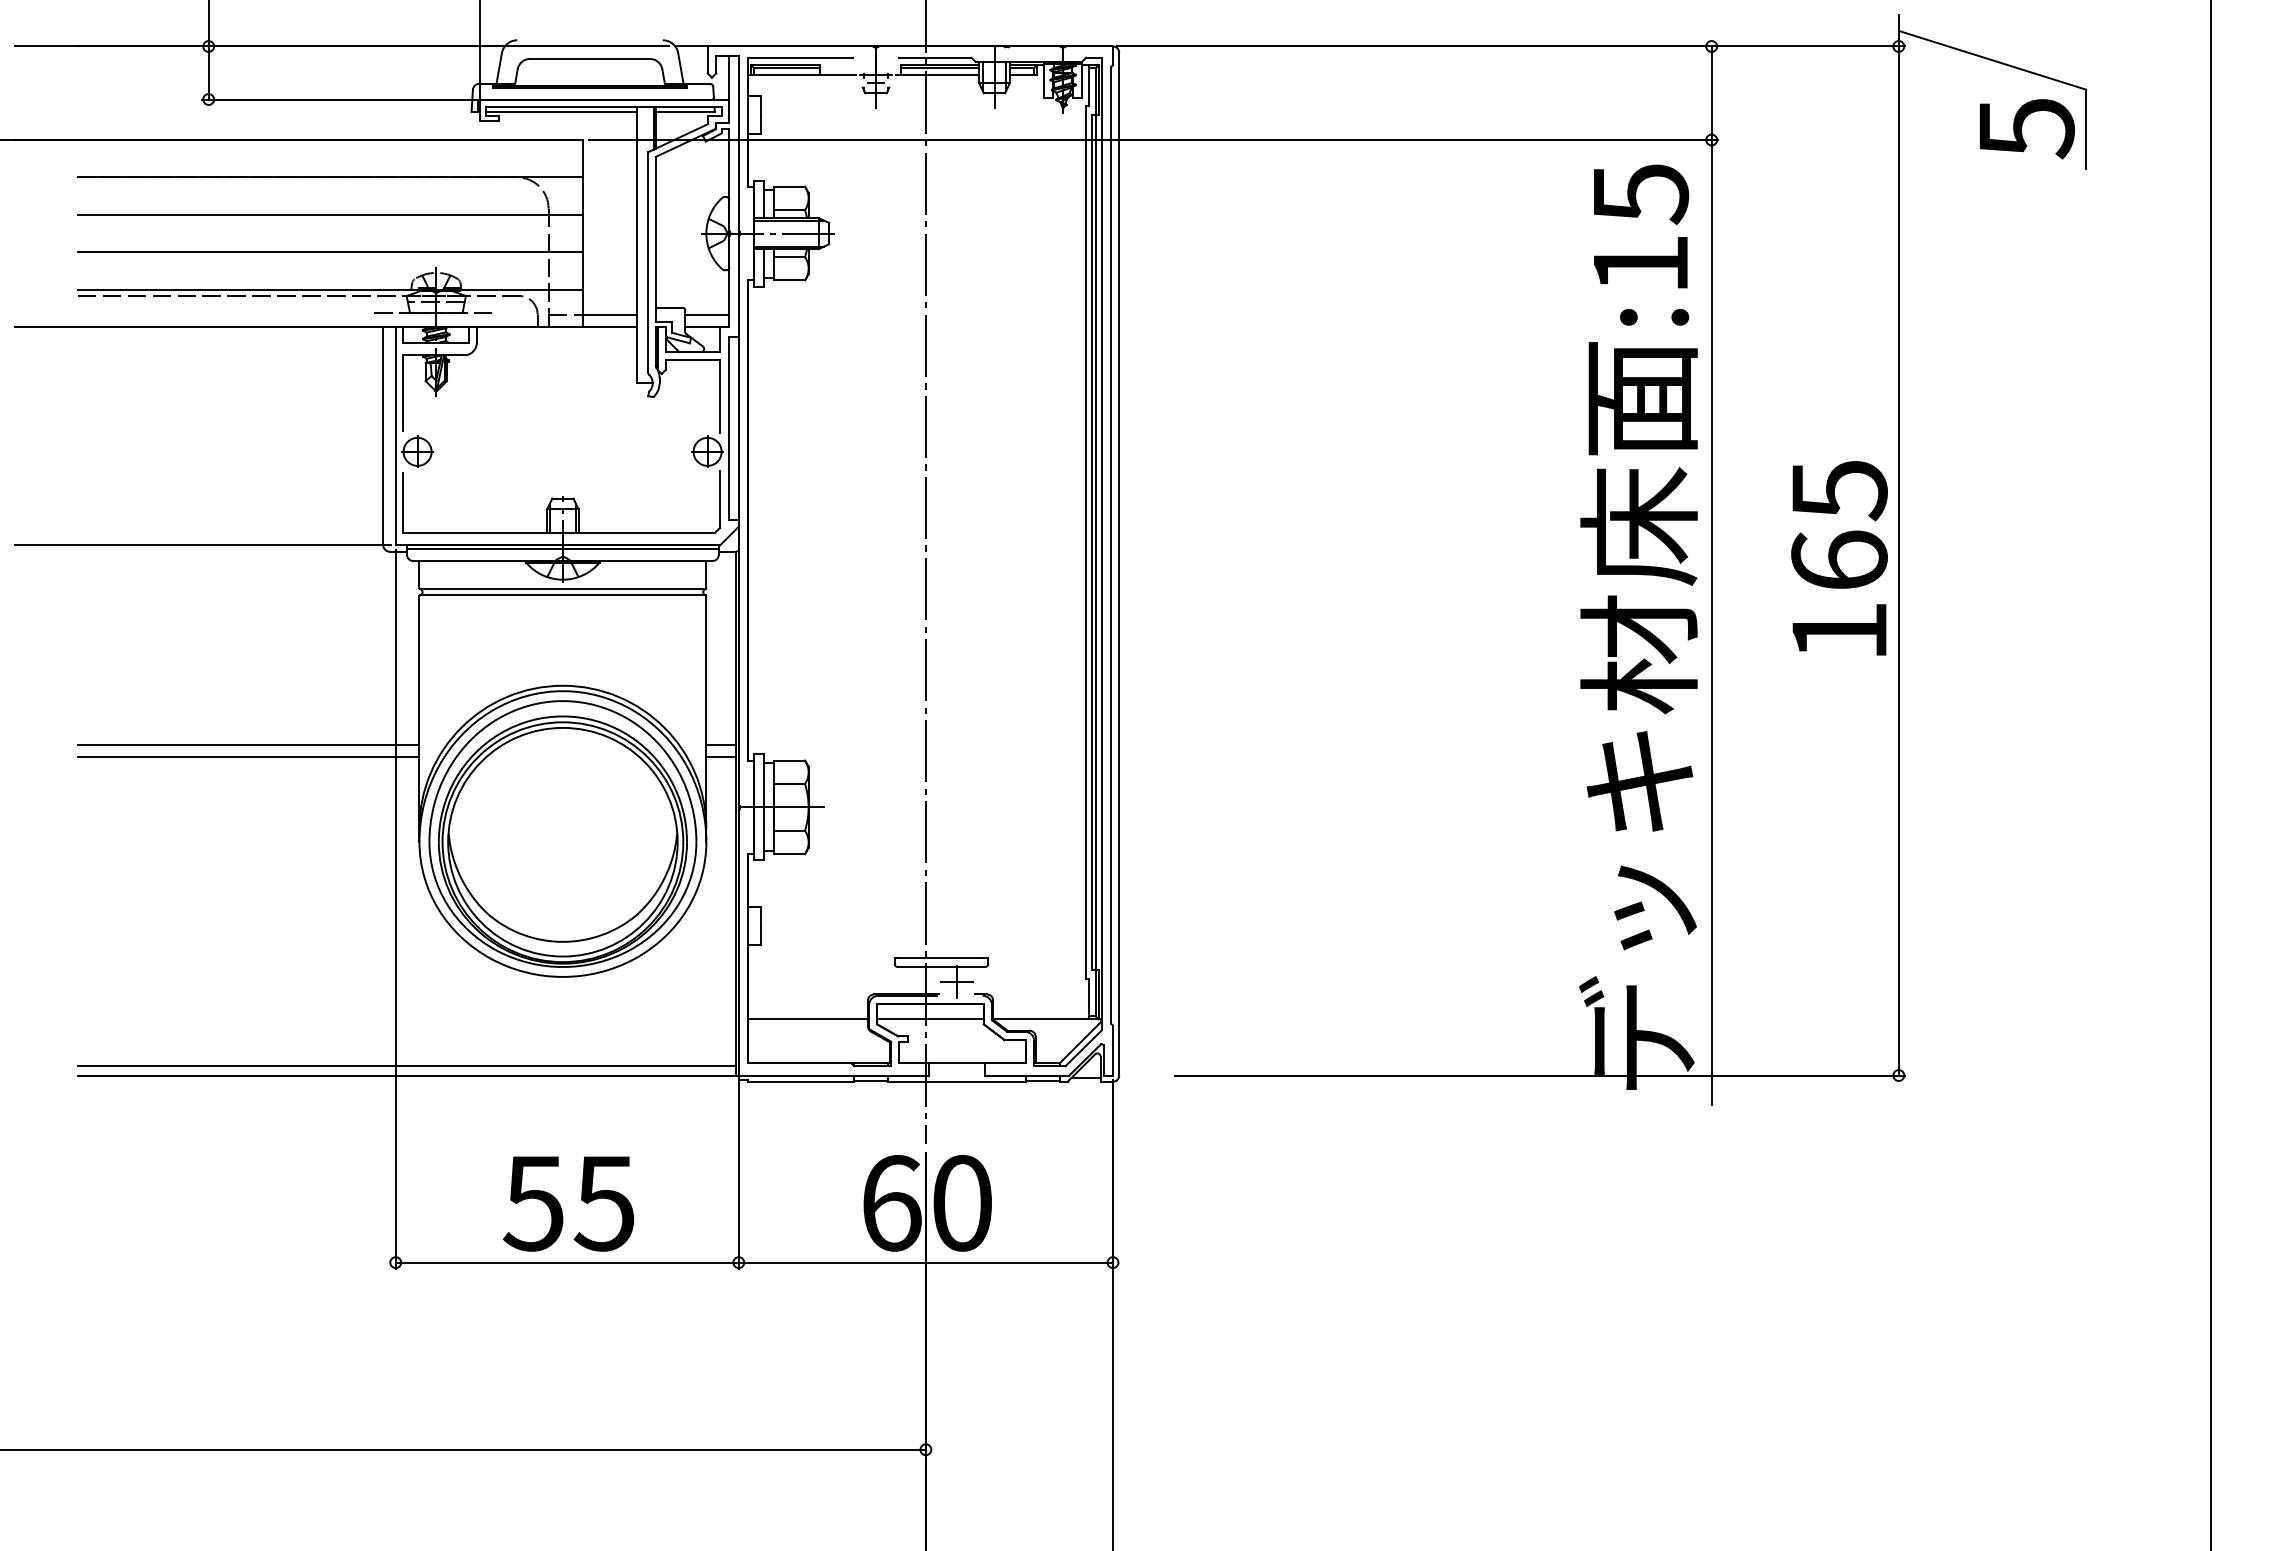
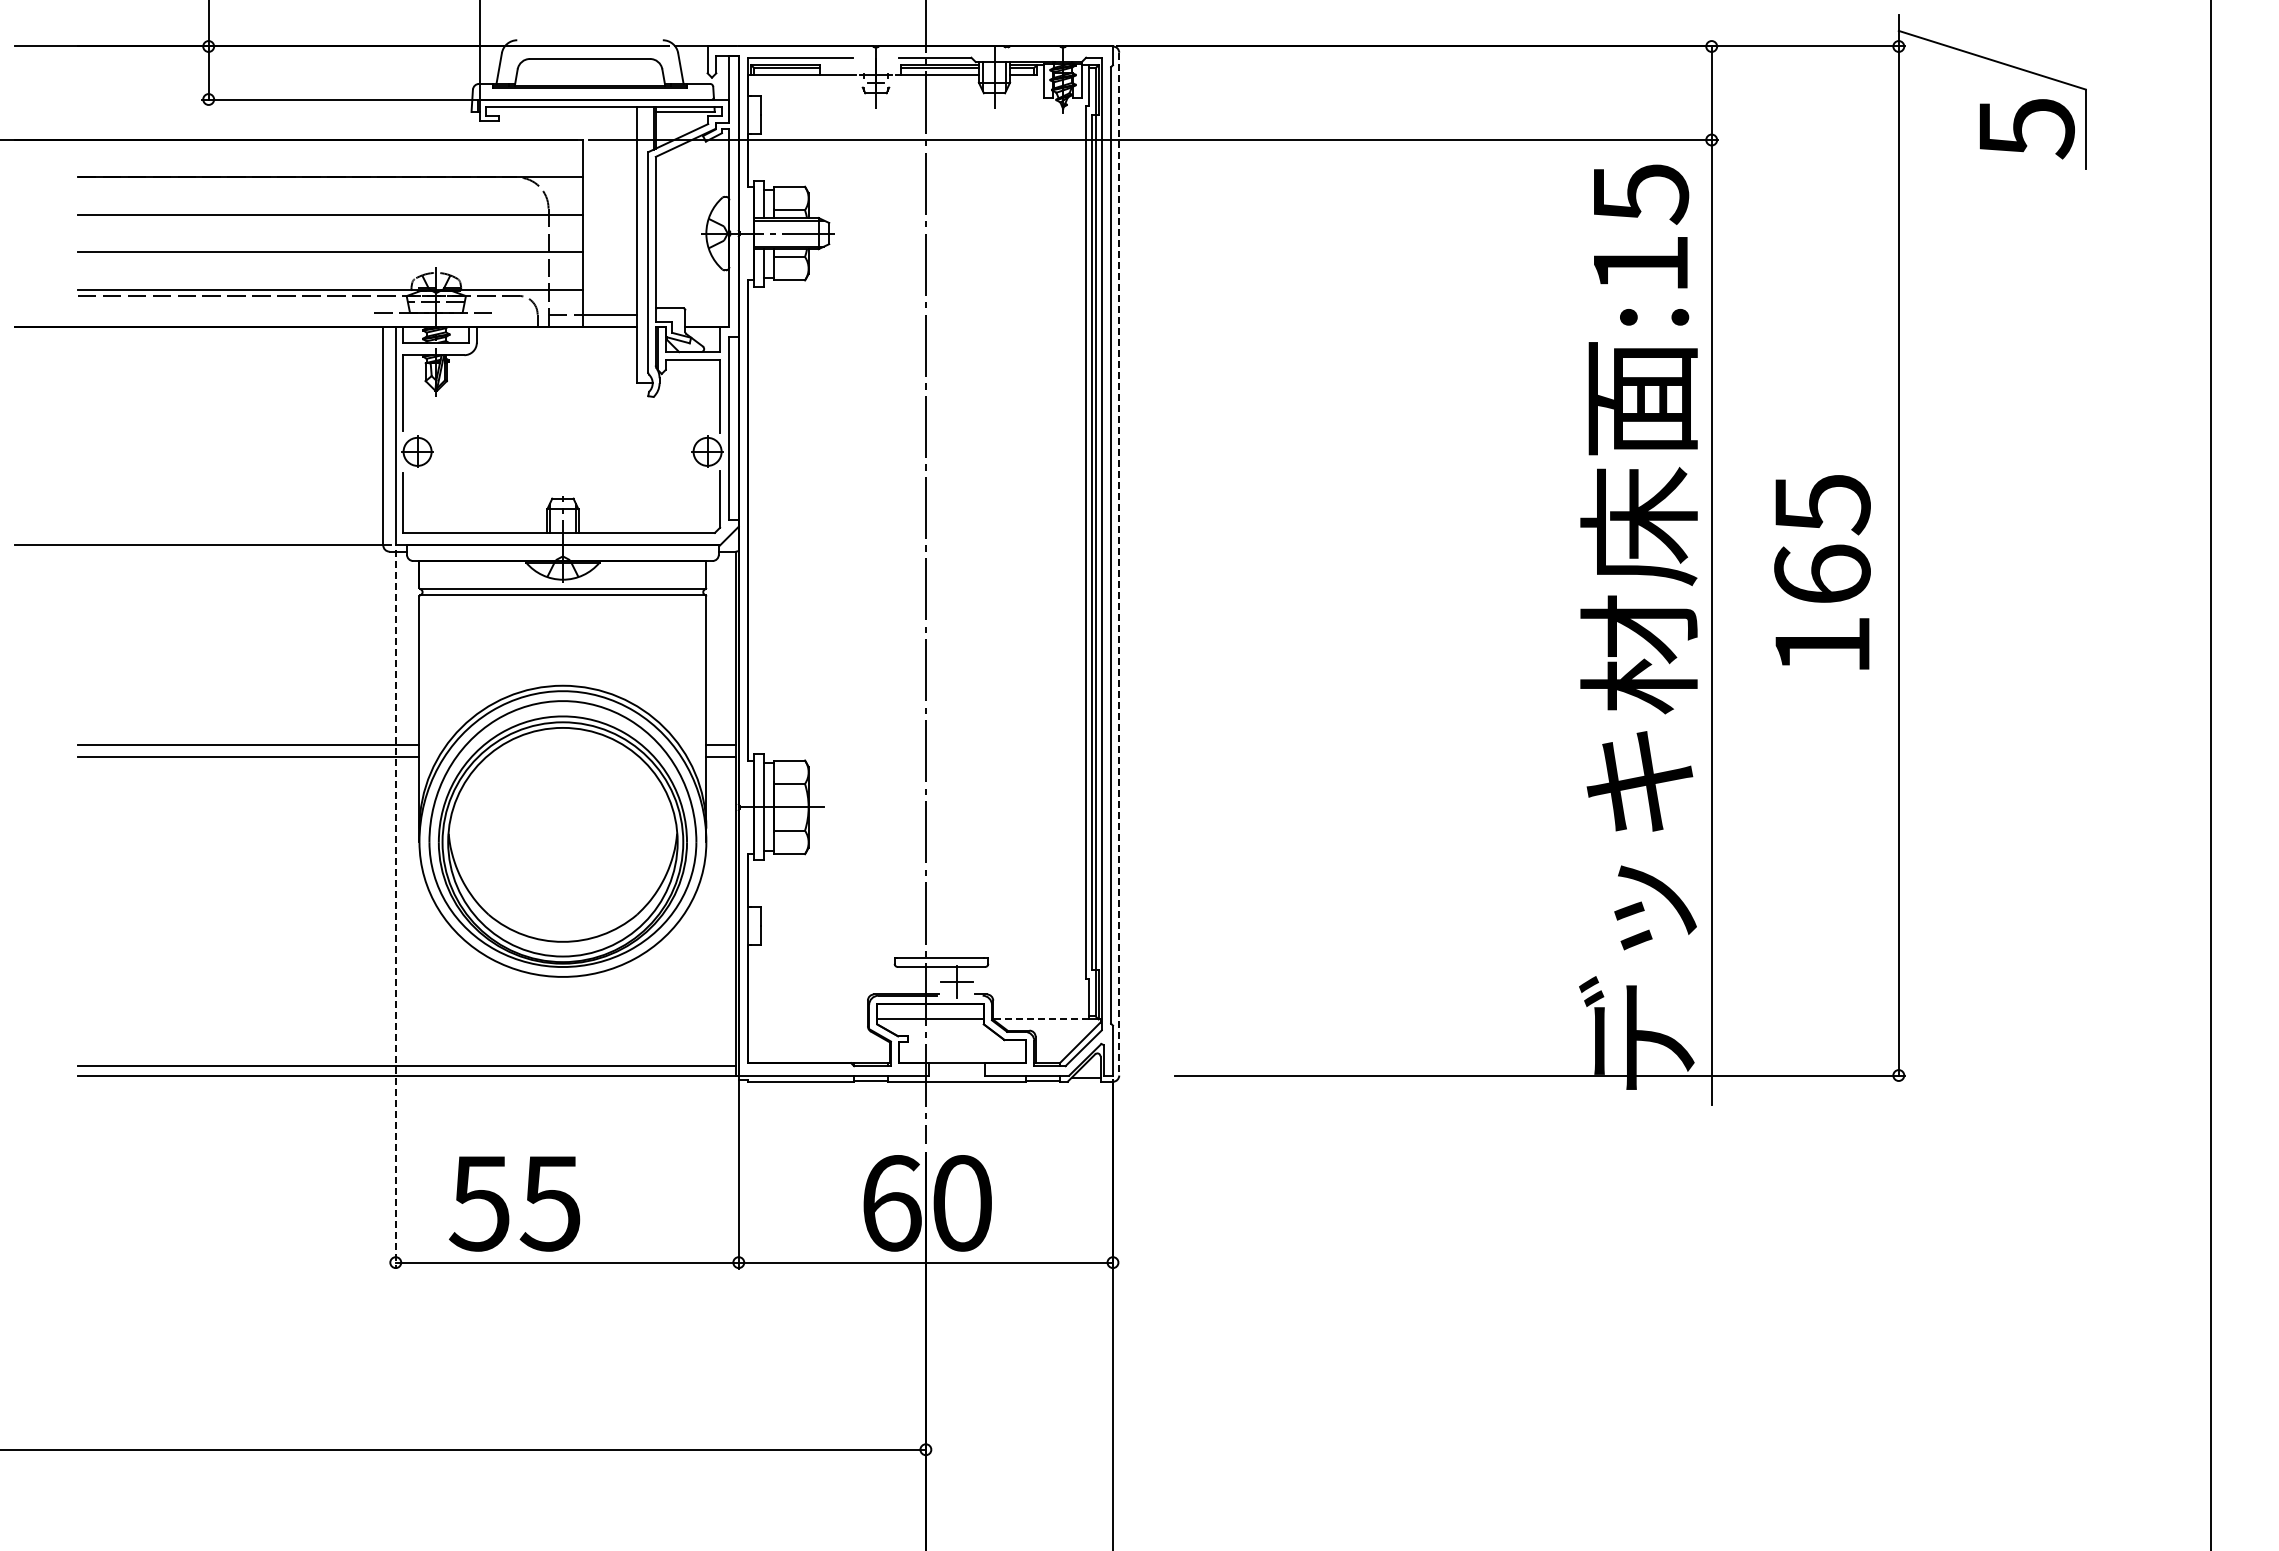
line: present -> none (560, 111)
line: present -> none (707, 314)
line: present -> none (562, 548)
text position: (1839, 558) -> (1822, 572) (1822, 572)
line: solid -> dashed (1119, 564)
line: solid -> dashed (395, 909)
line: present -> none (807, 1019)
line: solid -> dashed (1040, 1019)
text position: (568, 1203) -> (514, 1203) (514, 1203)
